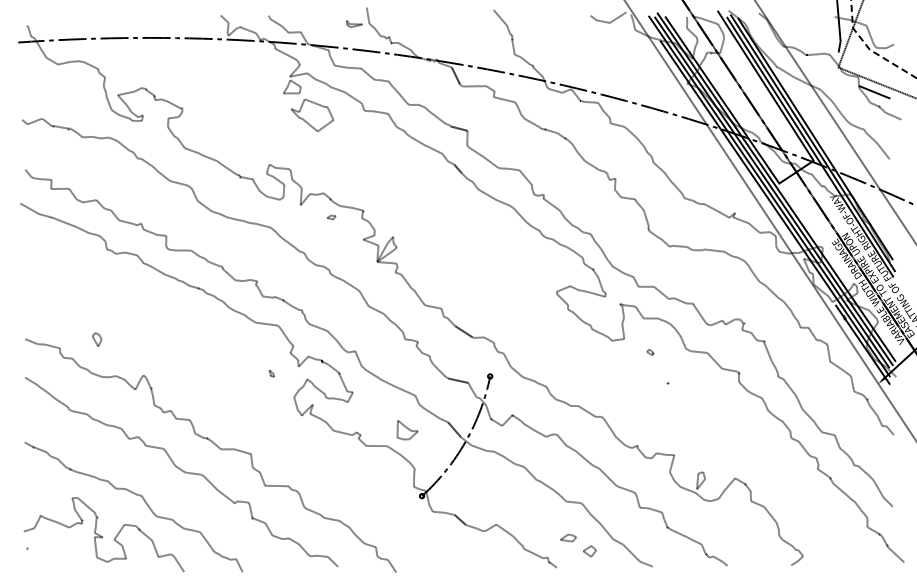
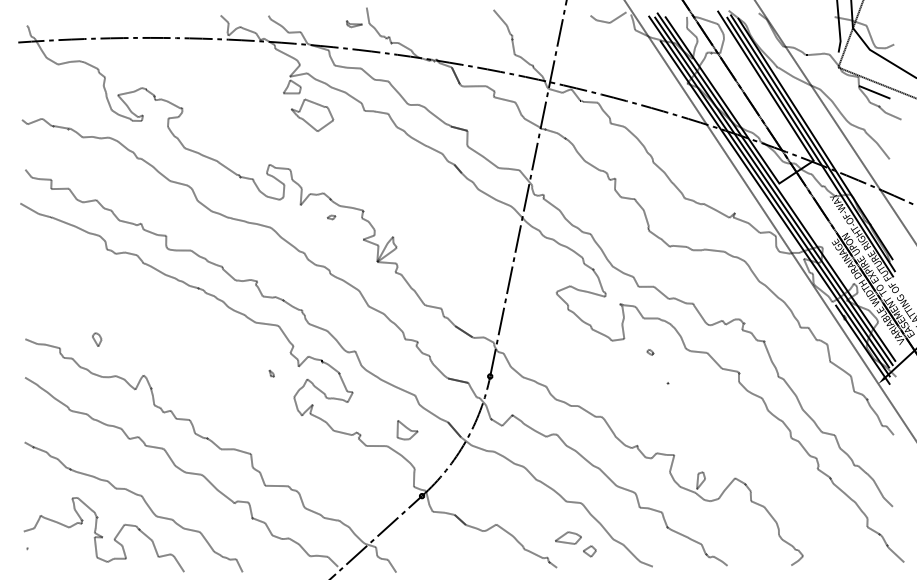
line: dashed -> solid (869, 48)
line: none -> present (528, 189)
line: none -> present (377, 536)
part size: 17x10 px -> 27x14 px (568, 537)
